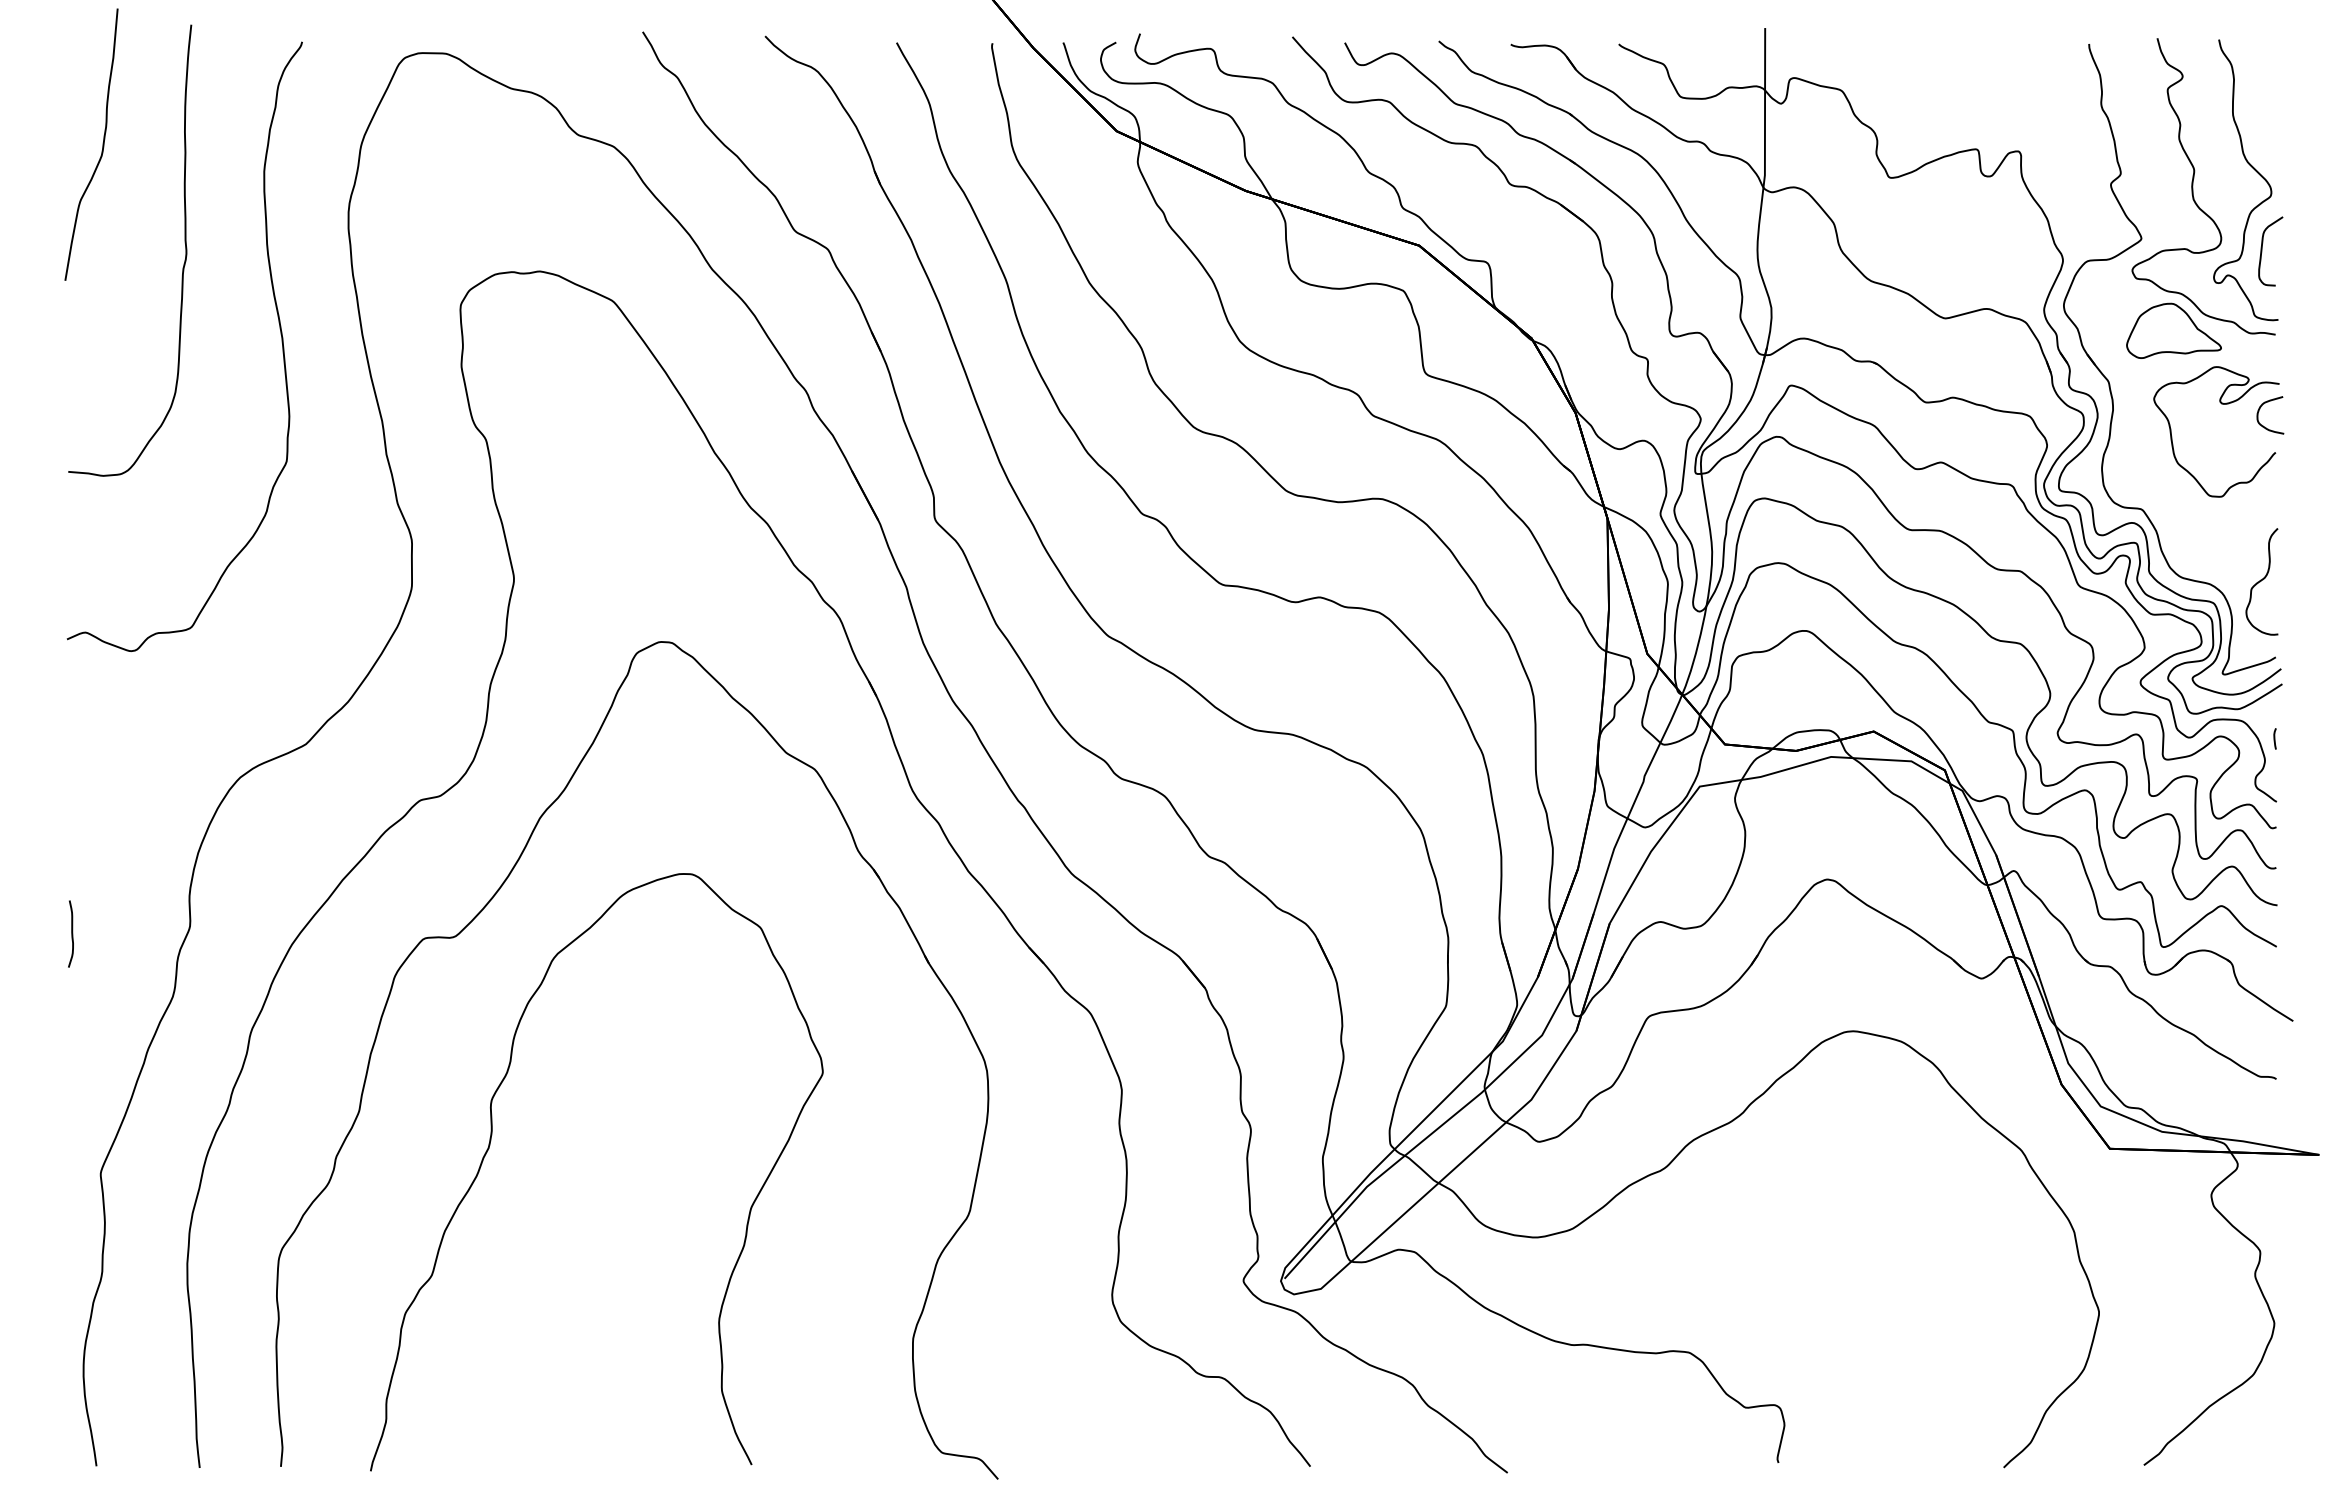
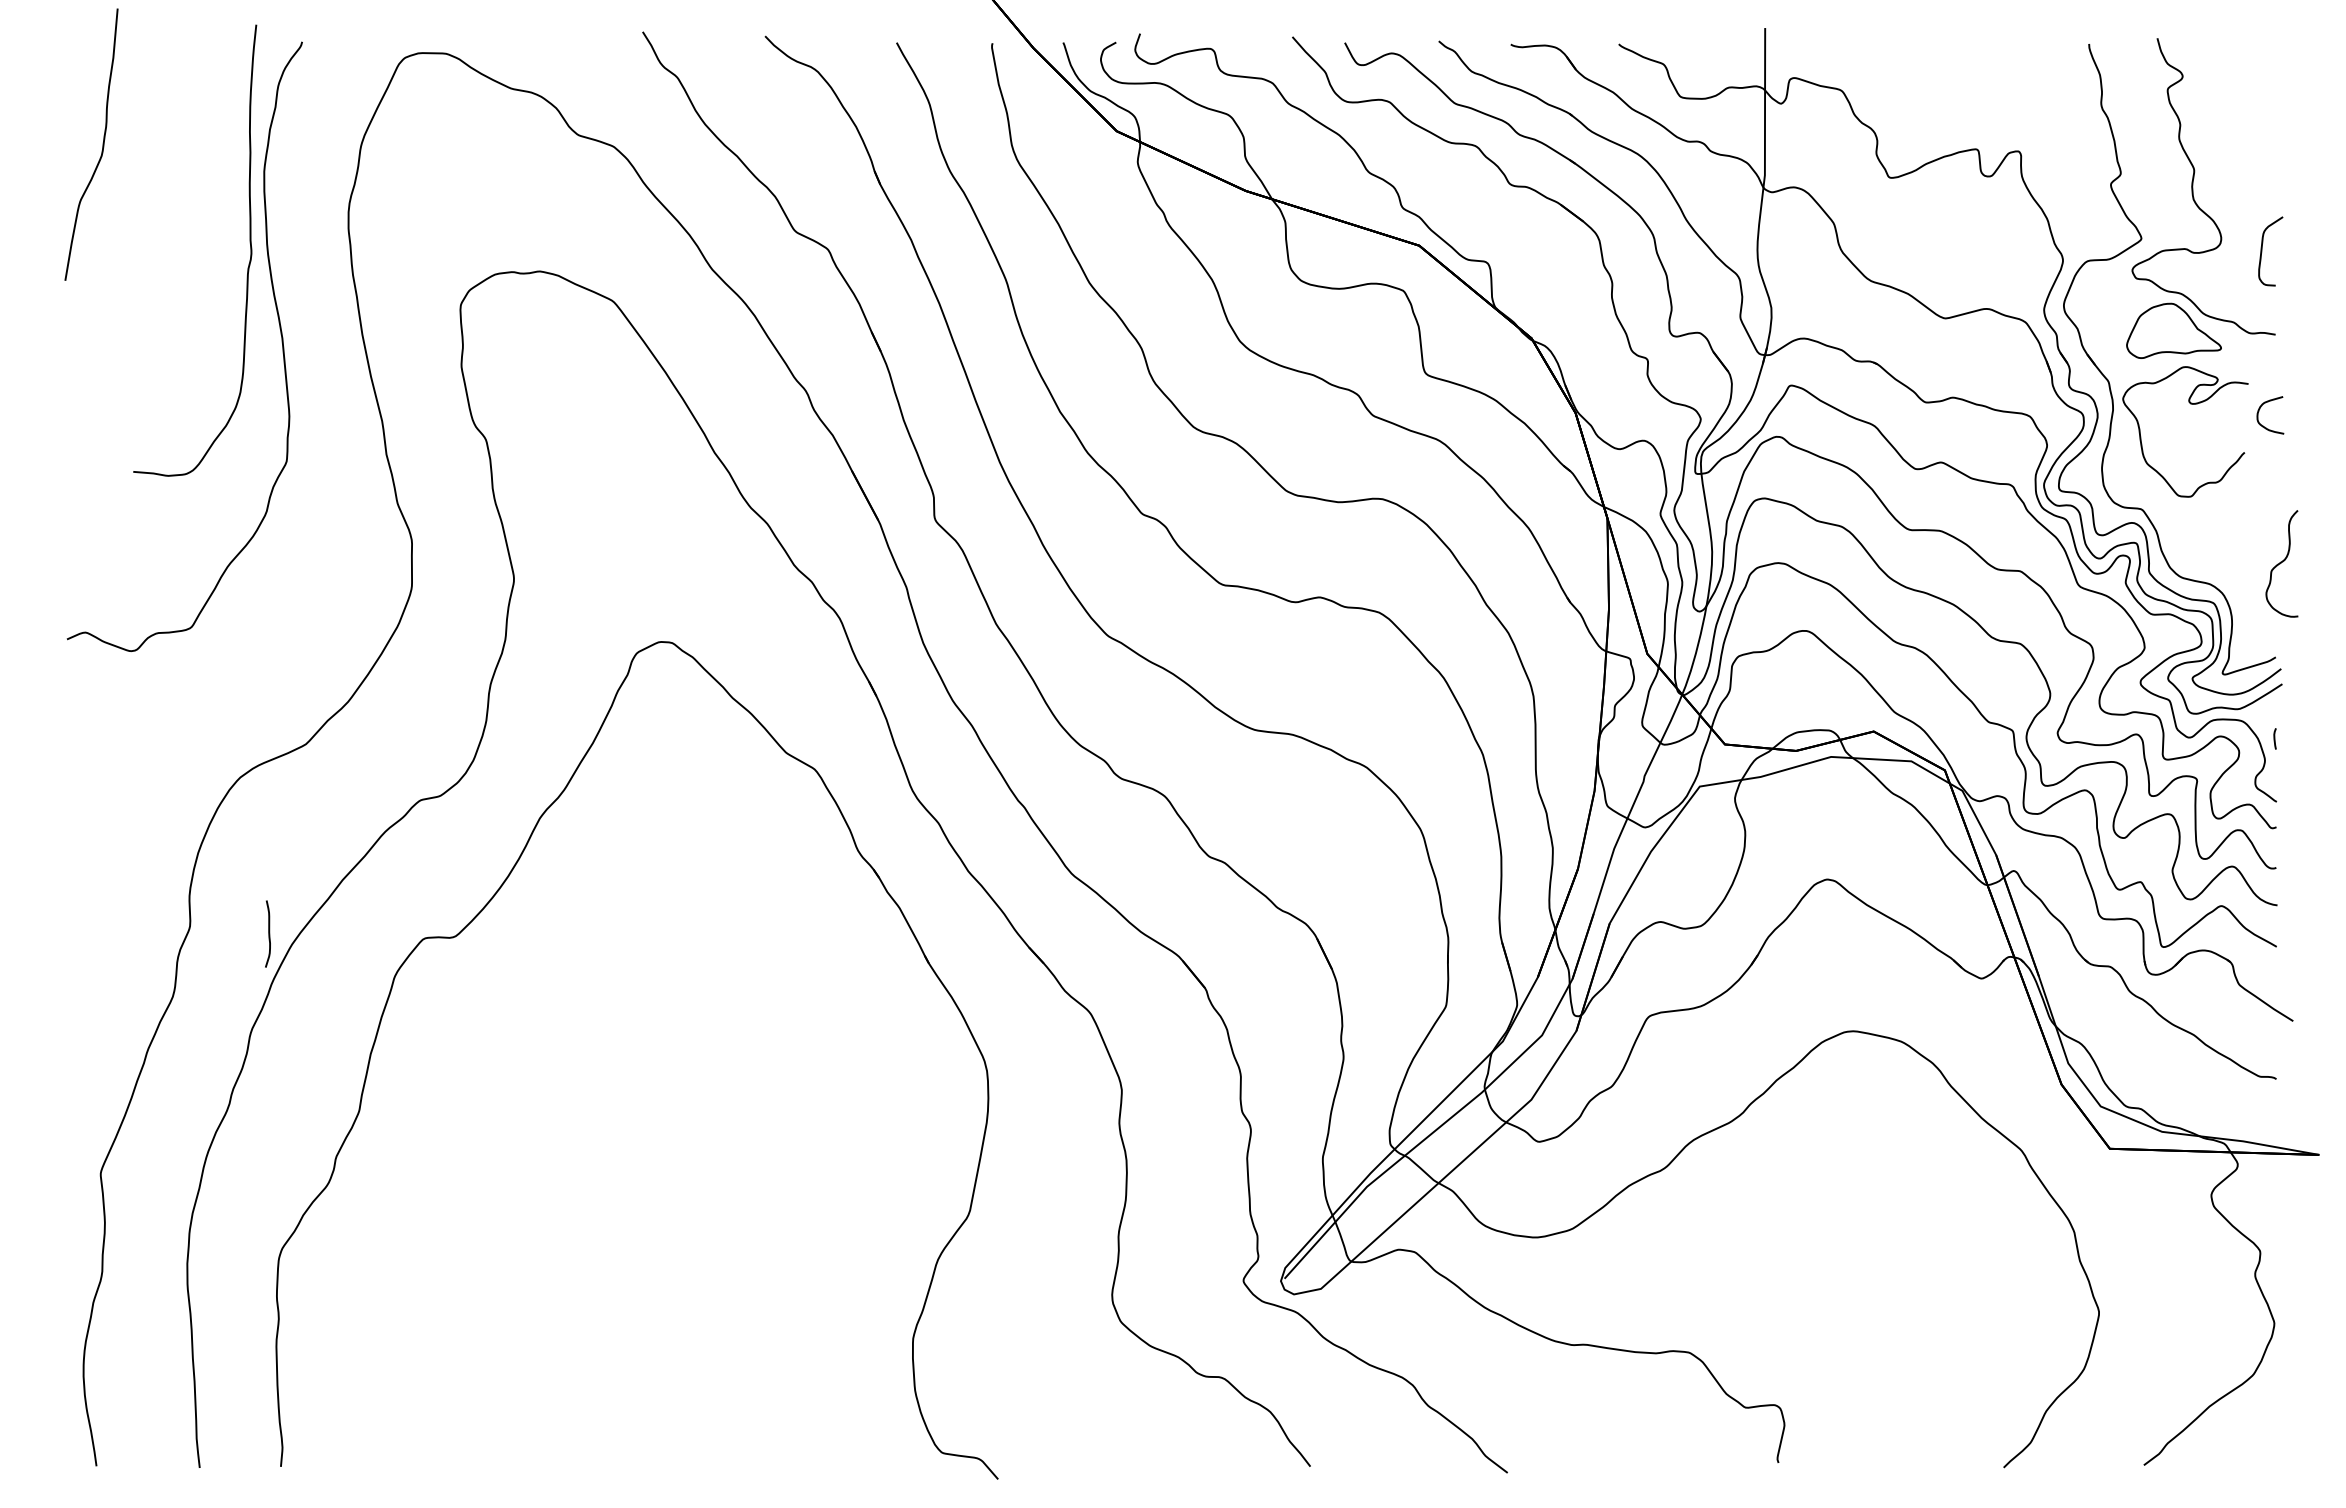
curve: present -> none (2254, 170)
curve position: (184, 243) -> (249, 243) (249, 243)
curve position: (2221, 404) -> (2190, 404) (2190, 404)
curve position: (2261, 581) -> (2281, 563) (2281, 563)
curve position: (71, 933) -> (268, 933) (268, 933)
curve: present -> none (490, 1145)
